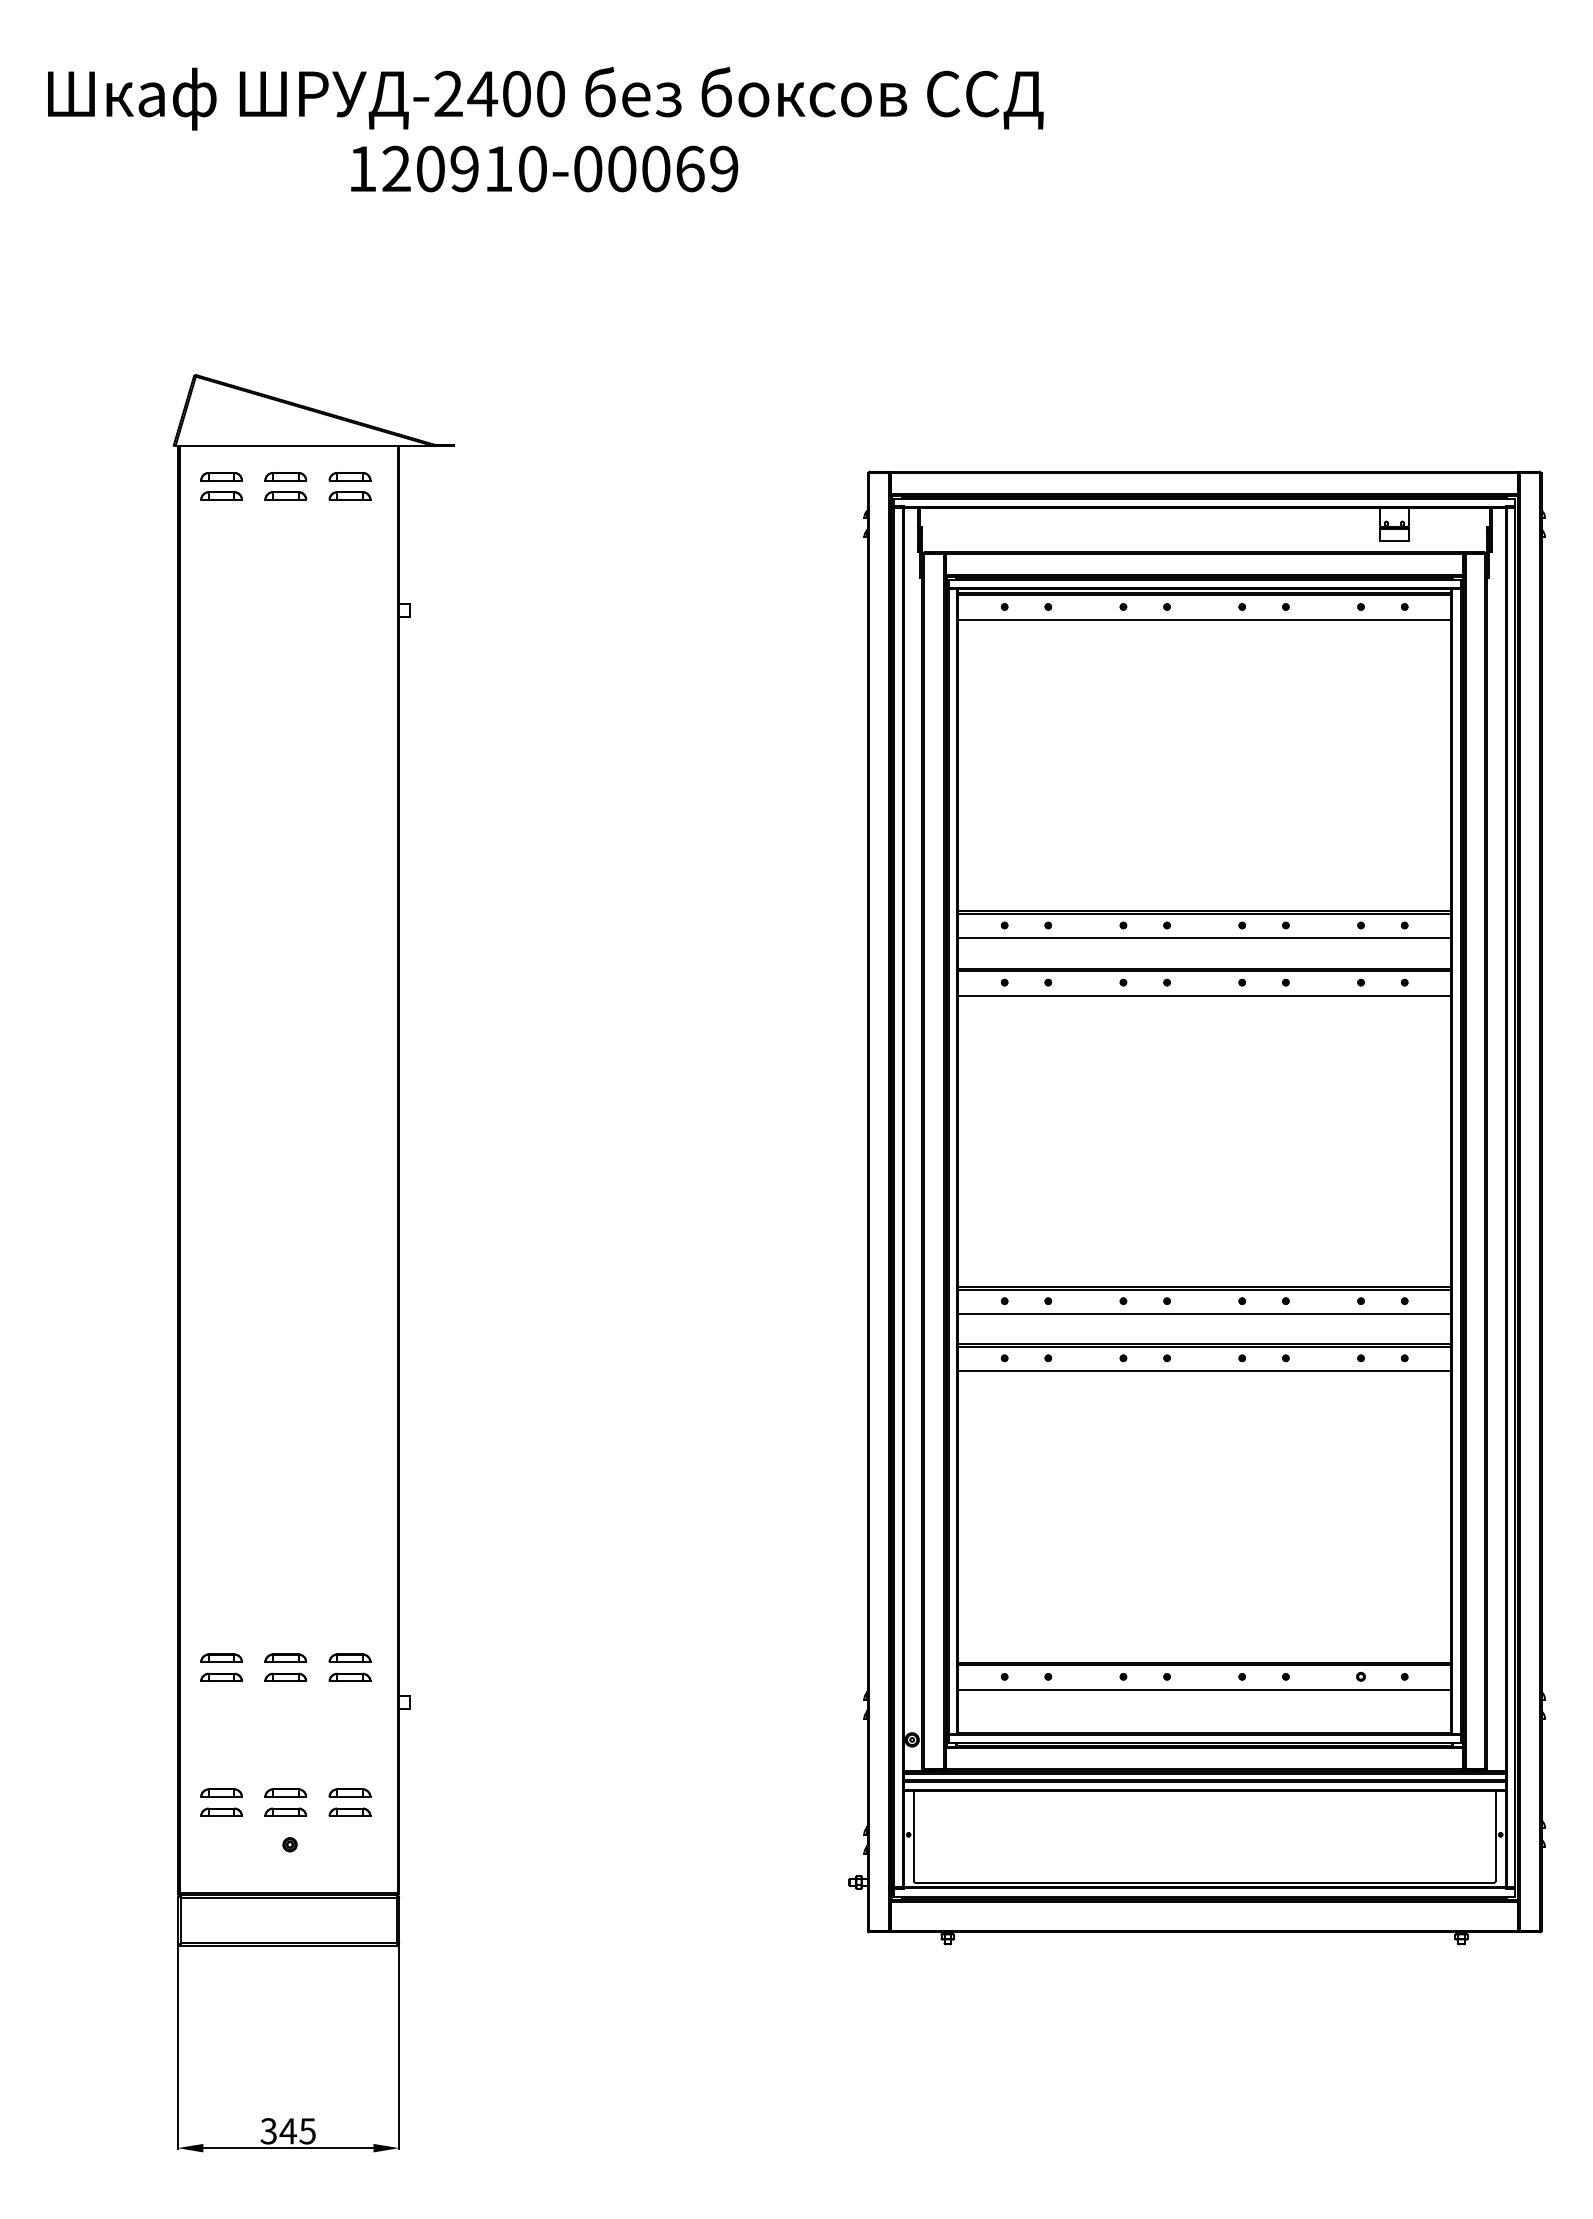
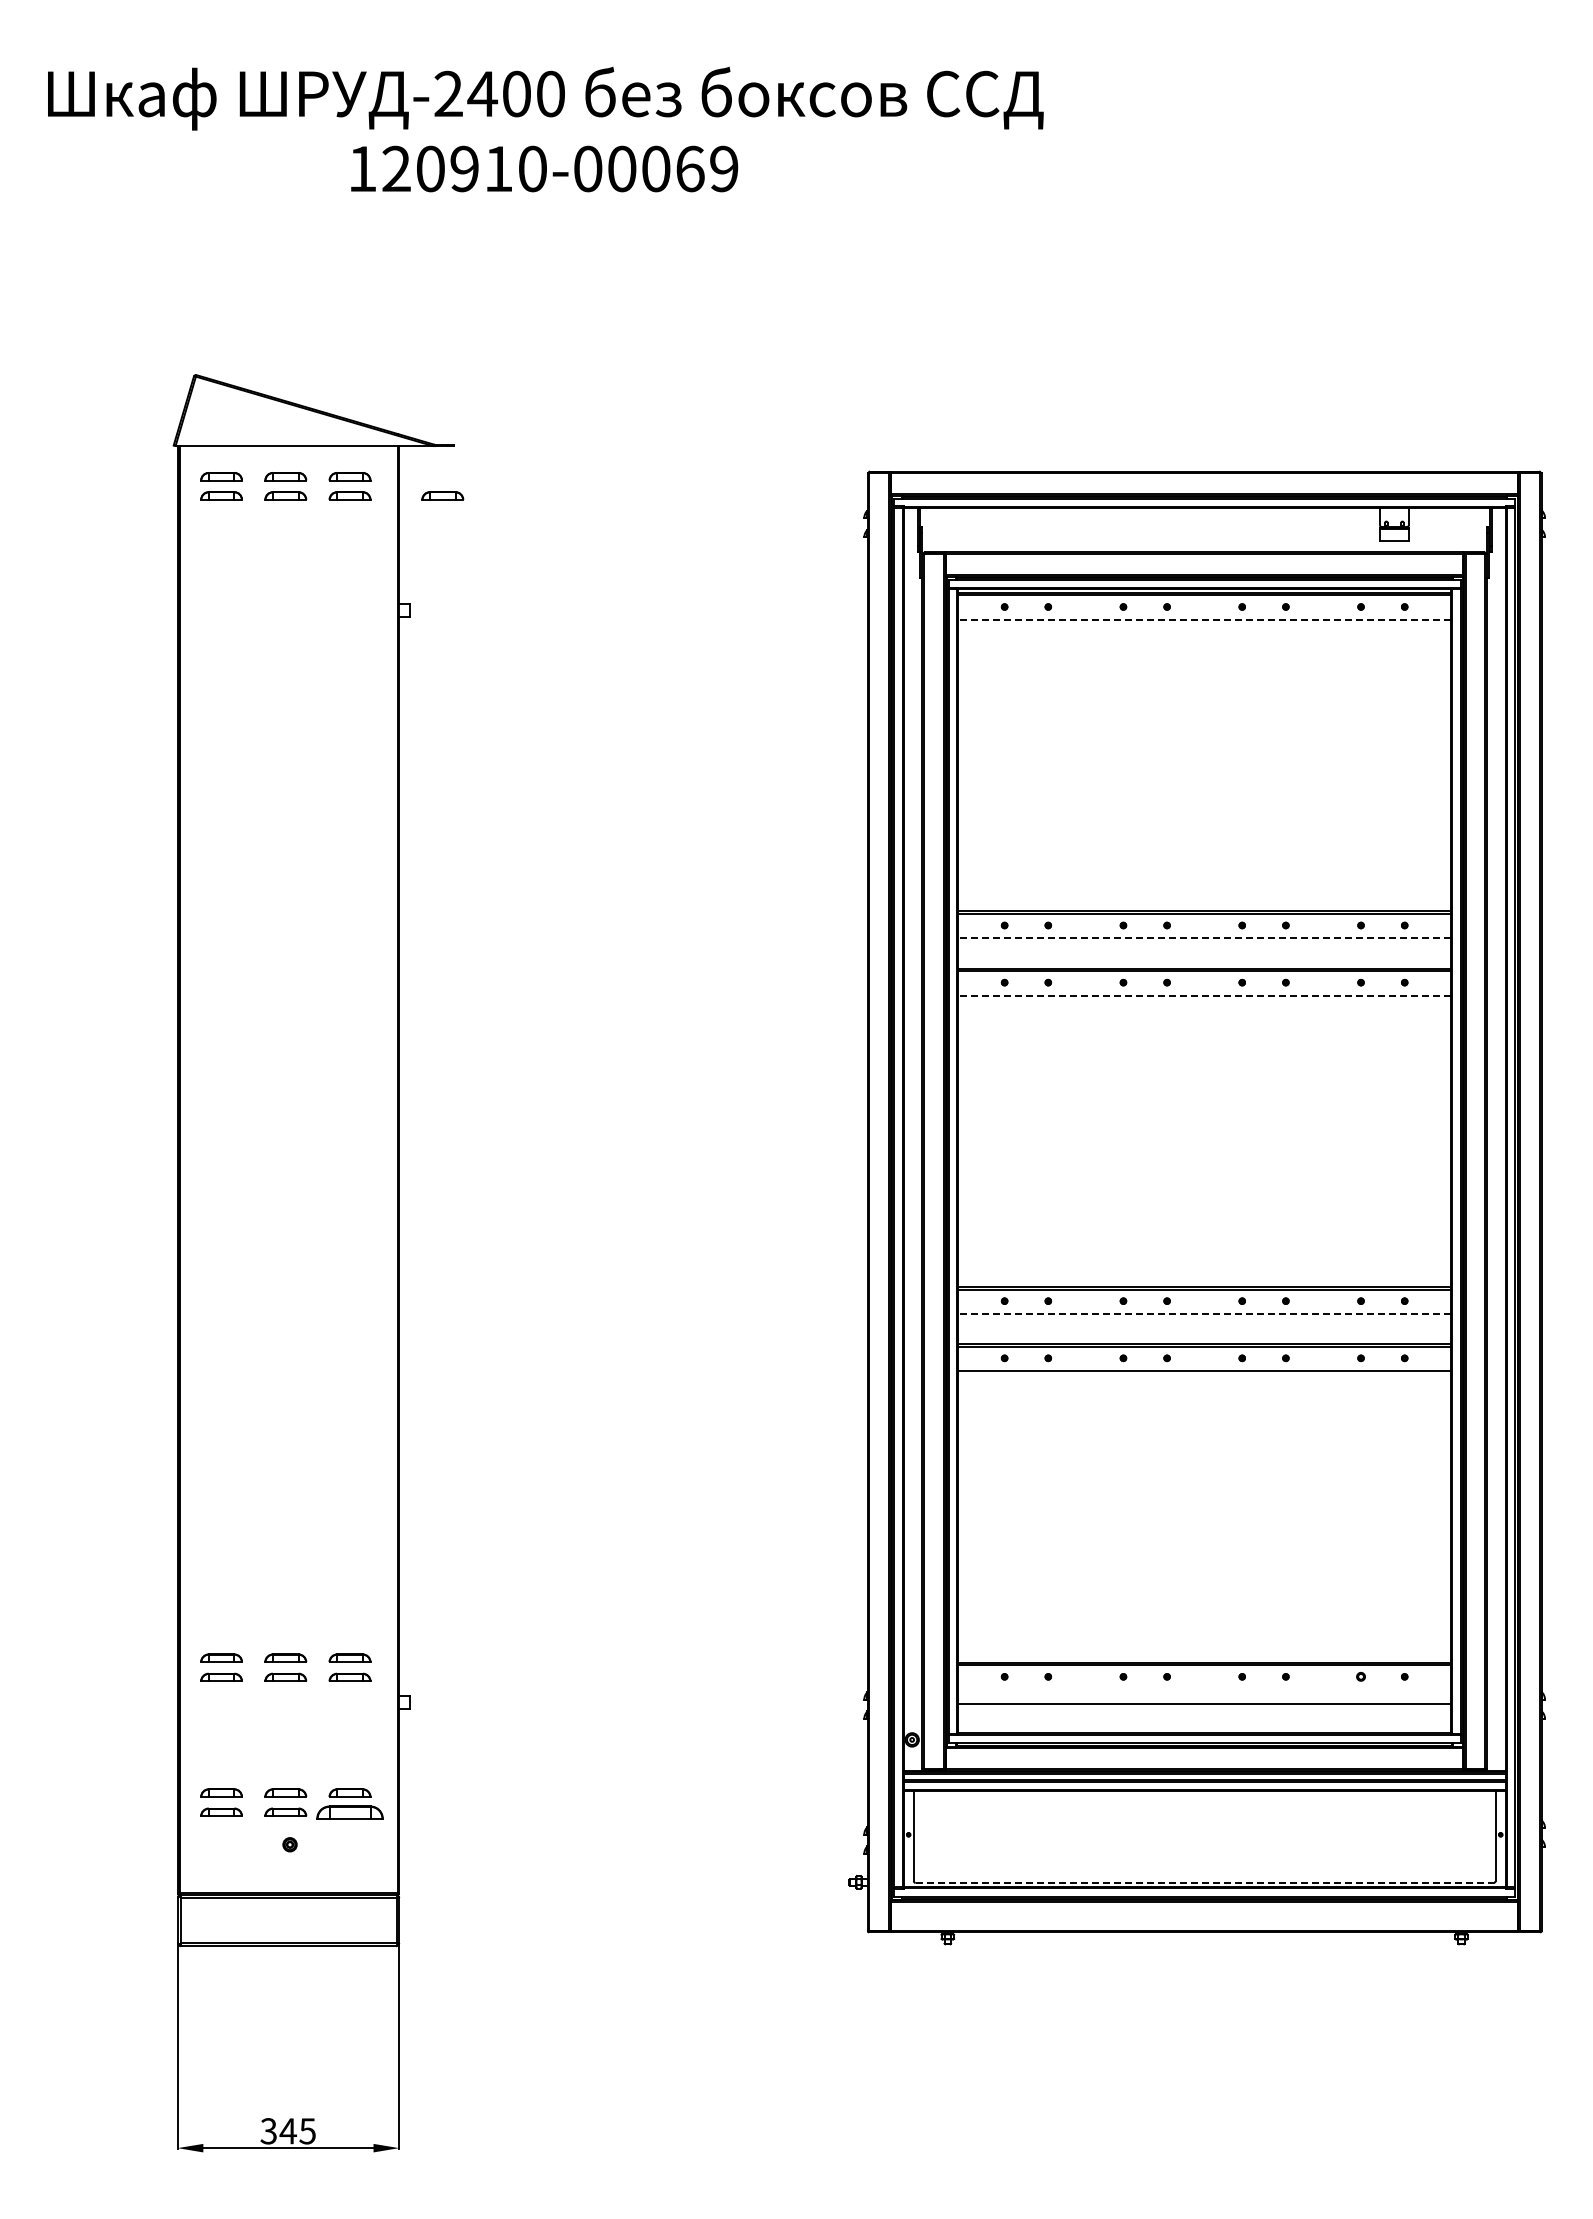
part: none -> present (442, 495)
line: solid -> dashed (1204, 619)
line: solid -> dashed (1204, 938)
line: solid -> dashed (1204, 995)
line: solid -> dashed (1204, 1314)
line position: (1204, 1689) -> (1204, 1703) (1204, 1703)
part size: 44x10 px -> 68x15 px (349, 1812)
line: solid -> dashed (1204, 1882)
